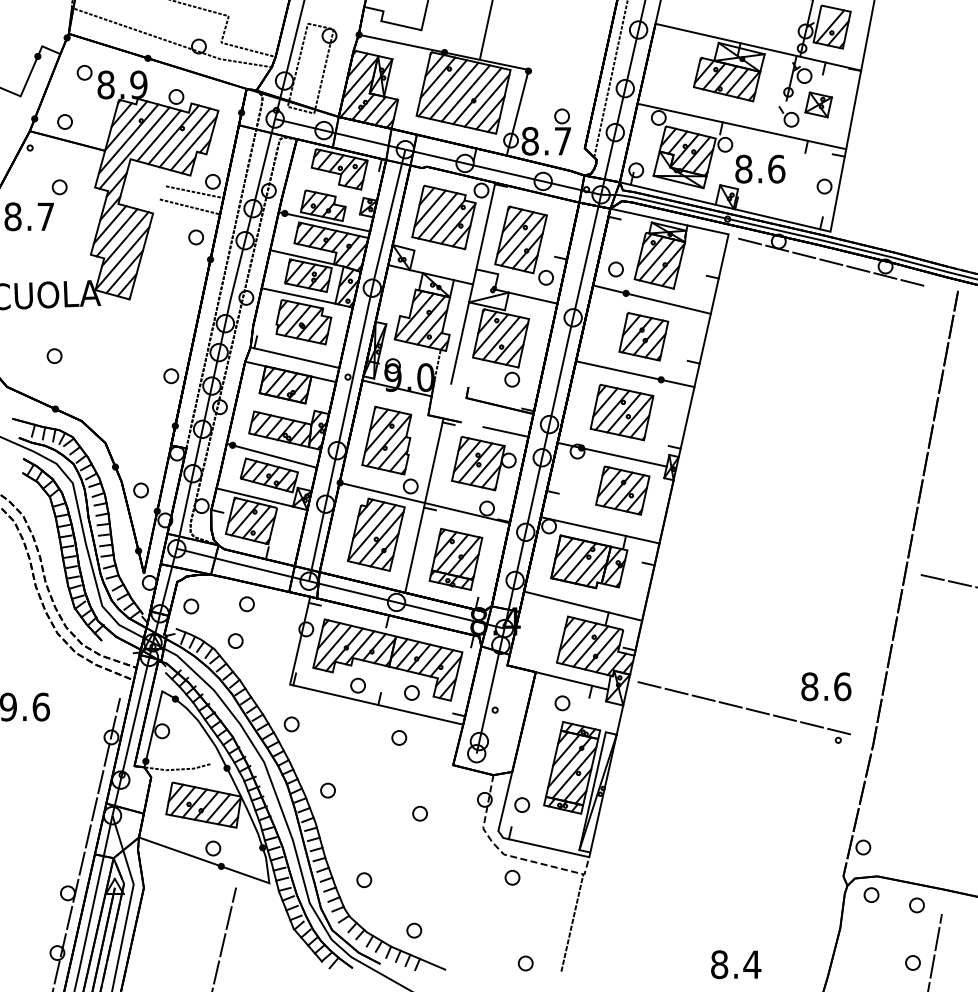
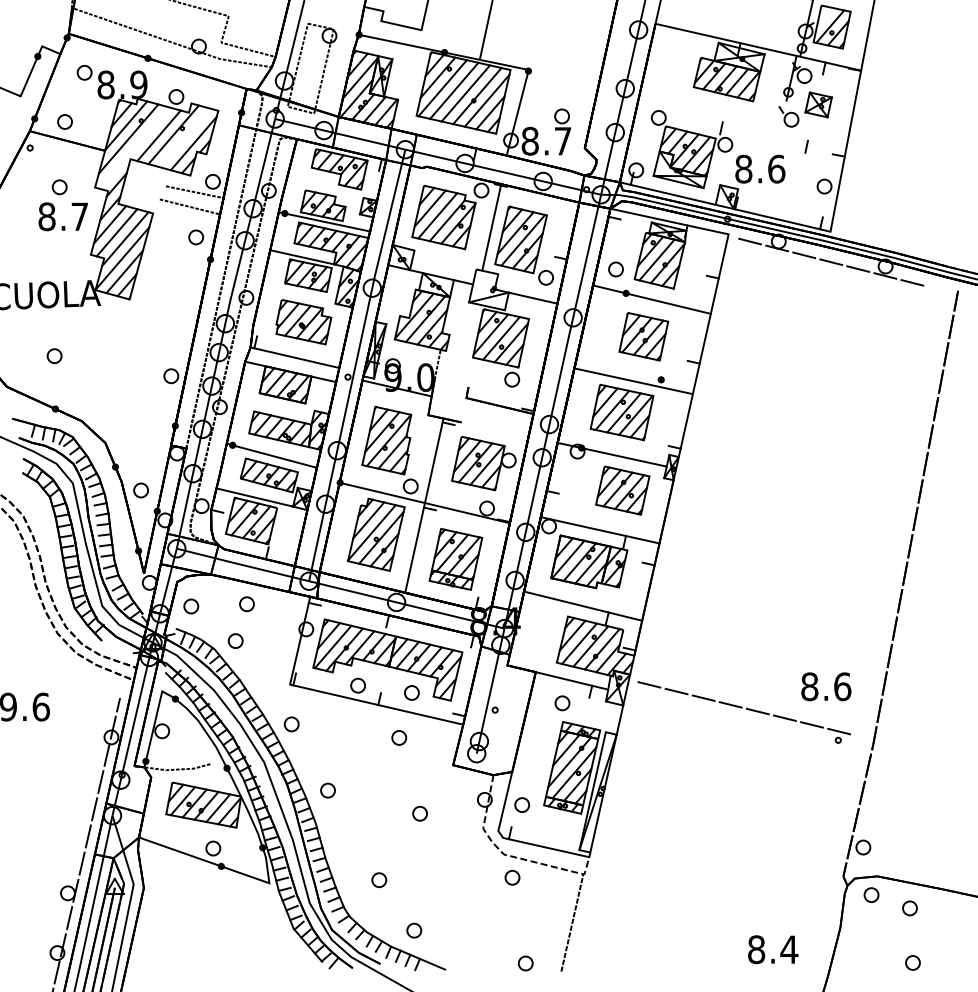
line: present -> none (610, 79)
line: present -> none (741, 126)
line: present -> none (184, 137)
line: present -> none (134, 147)
text position: (28, 216) -> (62, 216) (62, 216)
line position: (485, 225) -> (491, 226) (491, 226)
line: present -> none (298, 295)
line: present -> none (460, 342)
line position: (635, 374) -> (633, 381) (633, 381)
line: present -> none (505, 431)
line: present -> none (947, 580)
part position: (364, 880) -> (379, 880) (379, 880)
part position: (916, 905) -> (909, 908) (909, 908)
line: present -> none (224, 937)
line: present -> none (934, 951)
text position: (736, 964) -> (773, 949) (773, 949)
